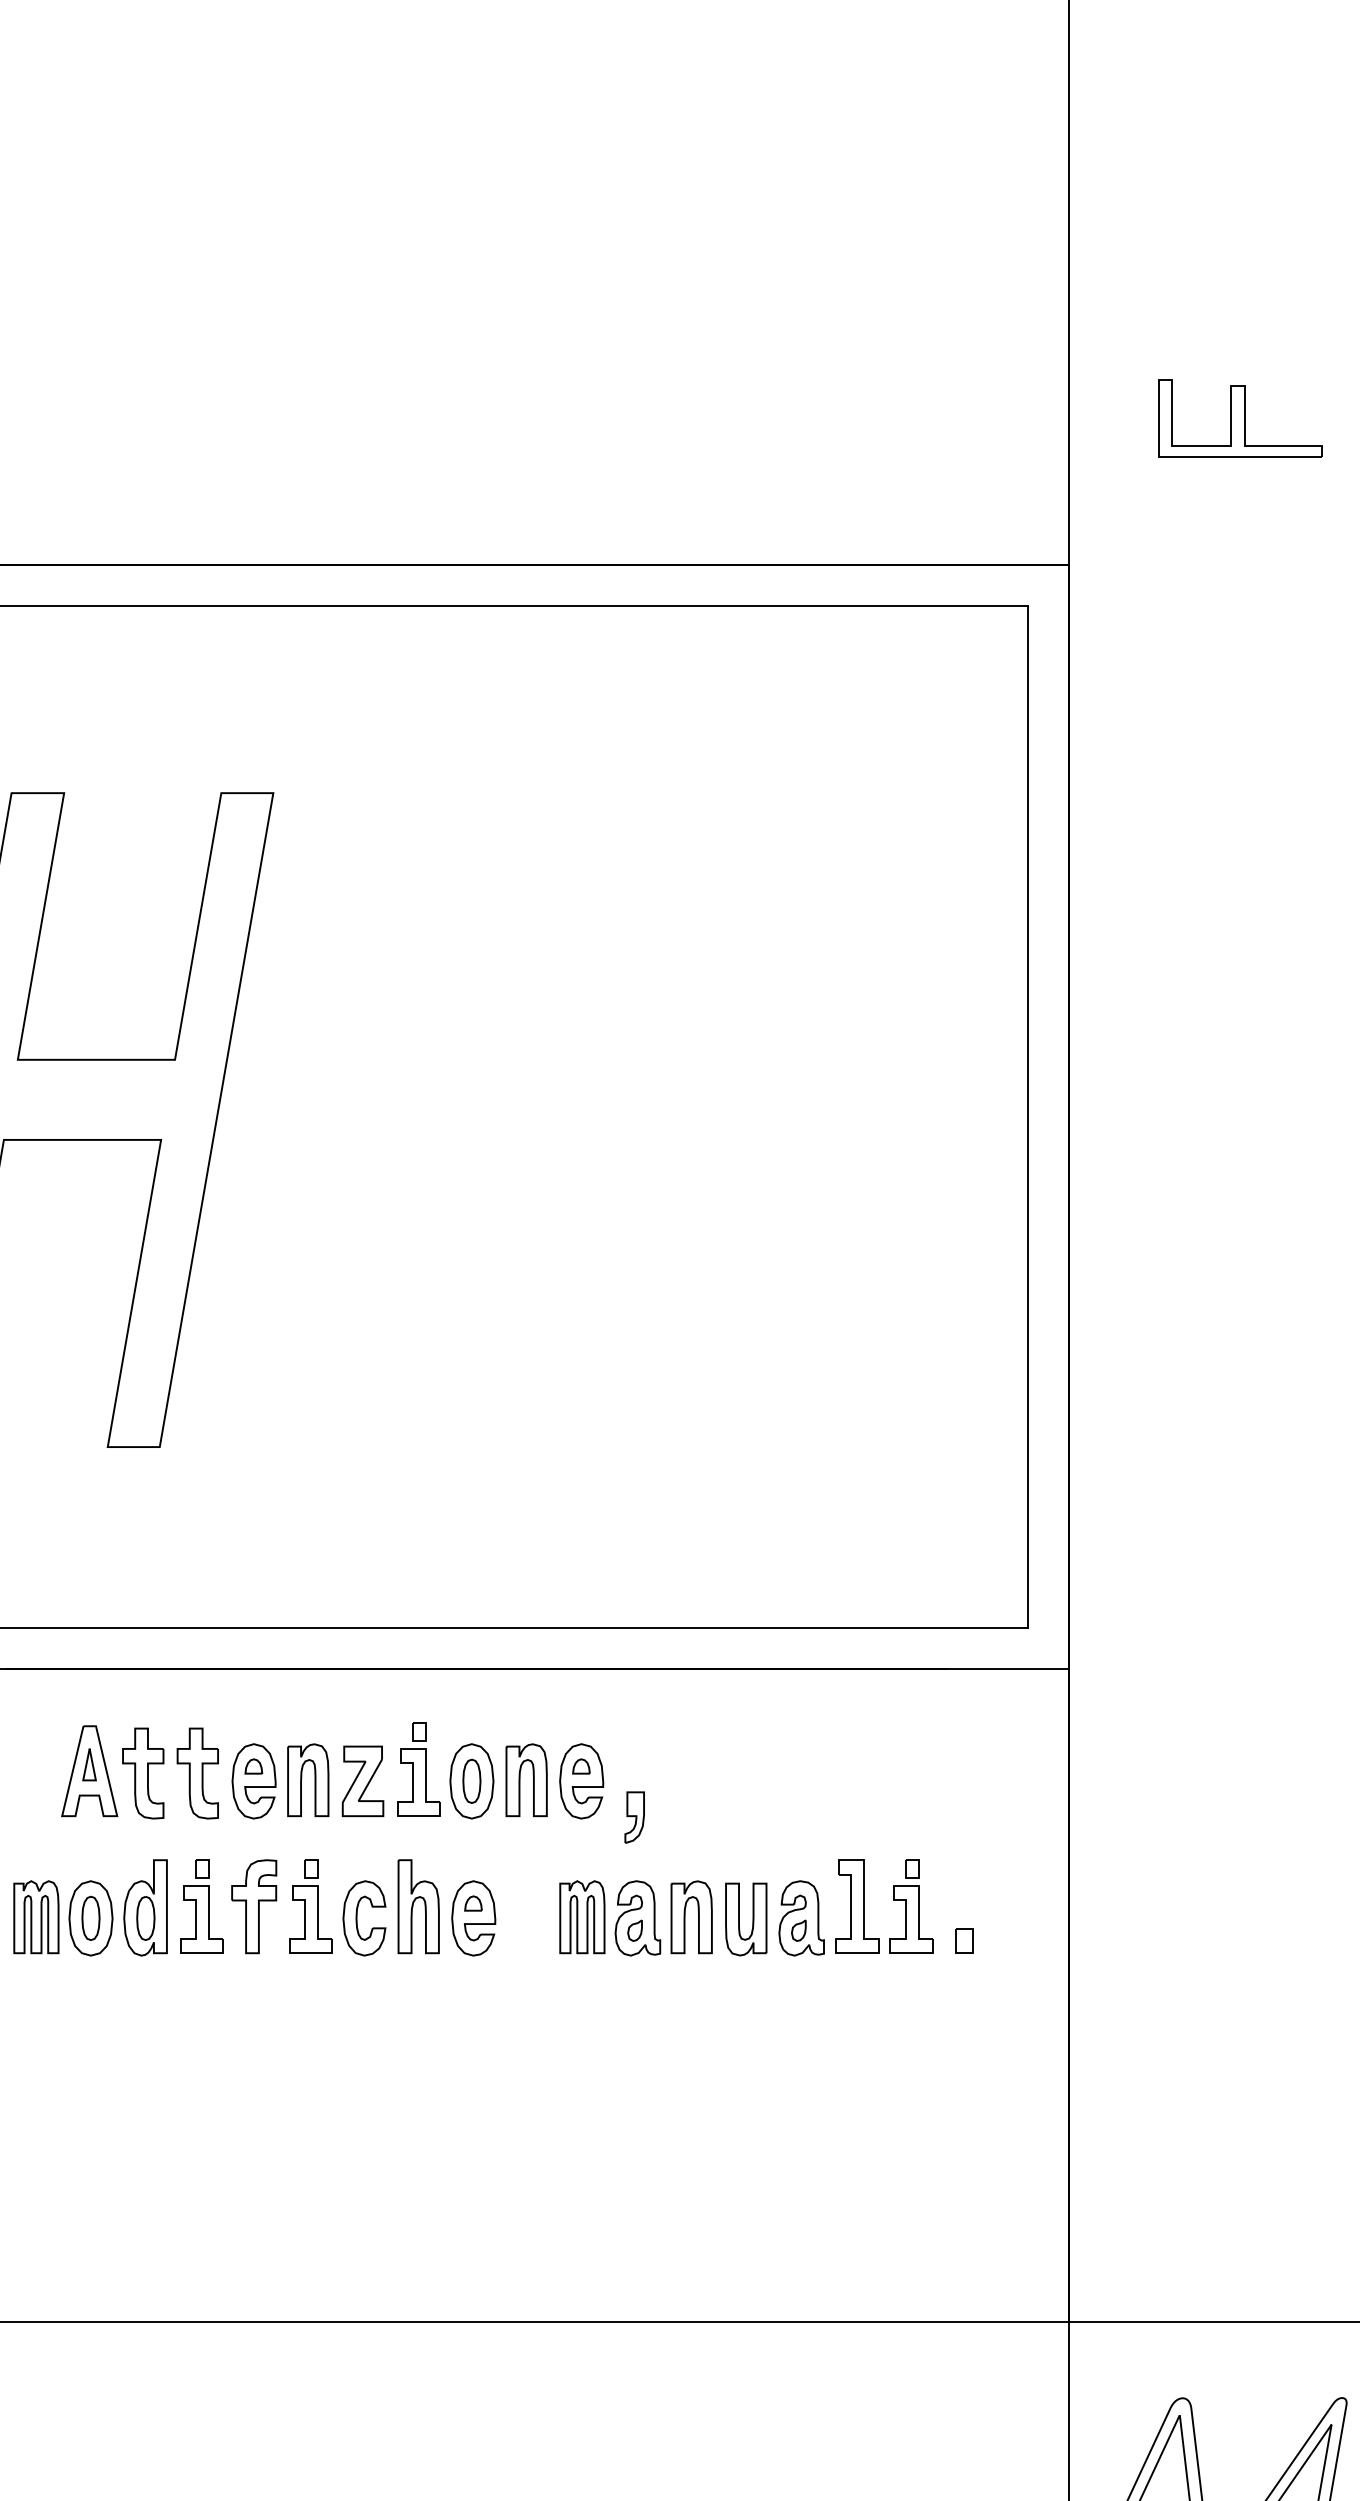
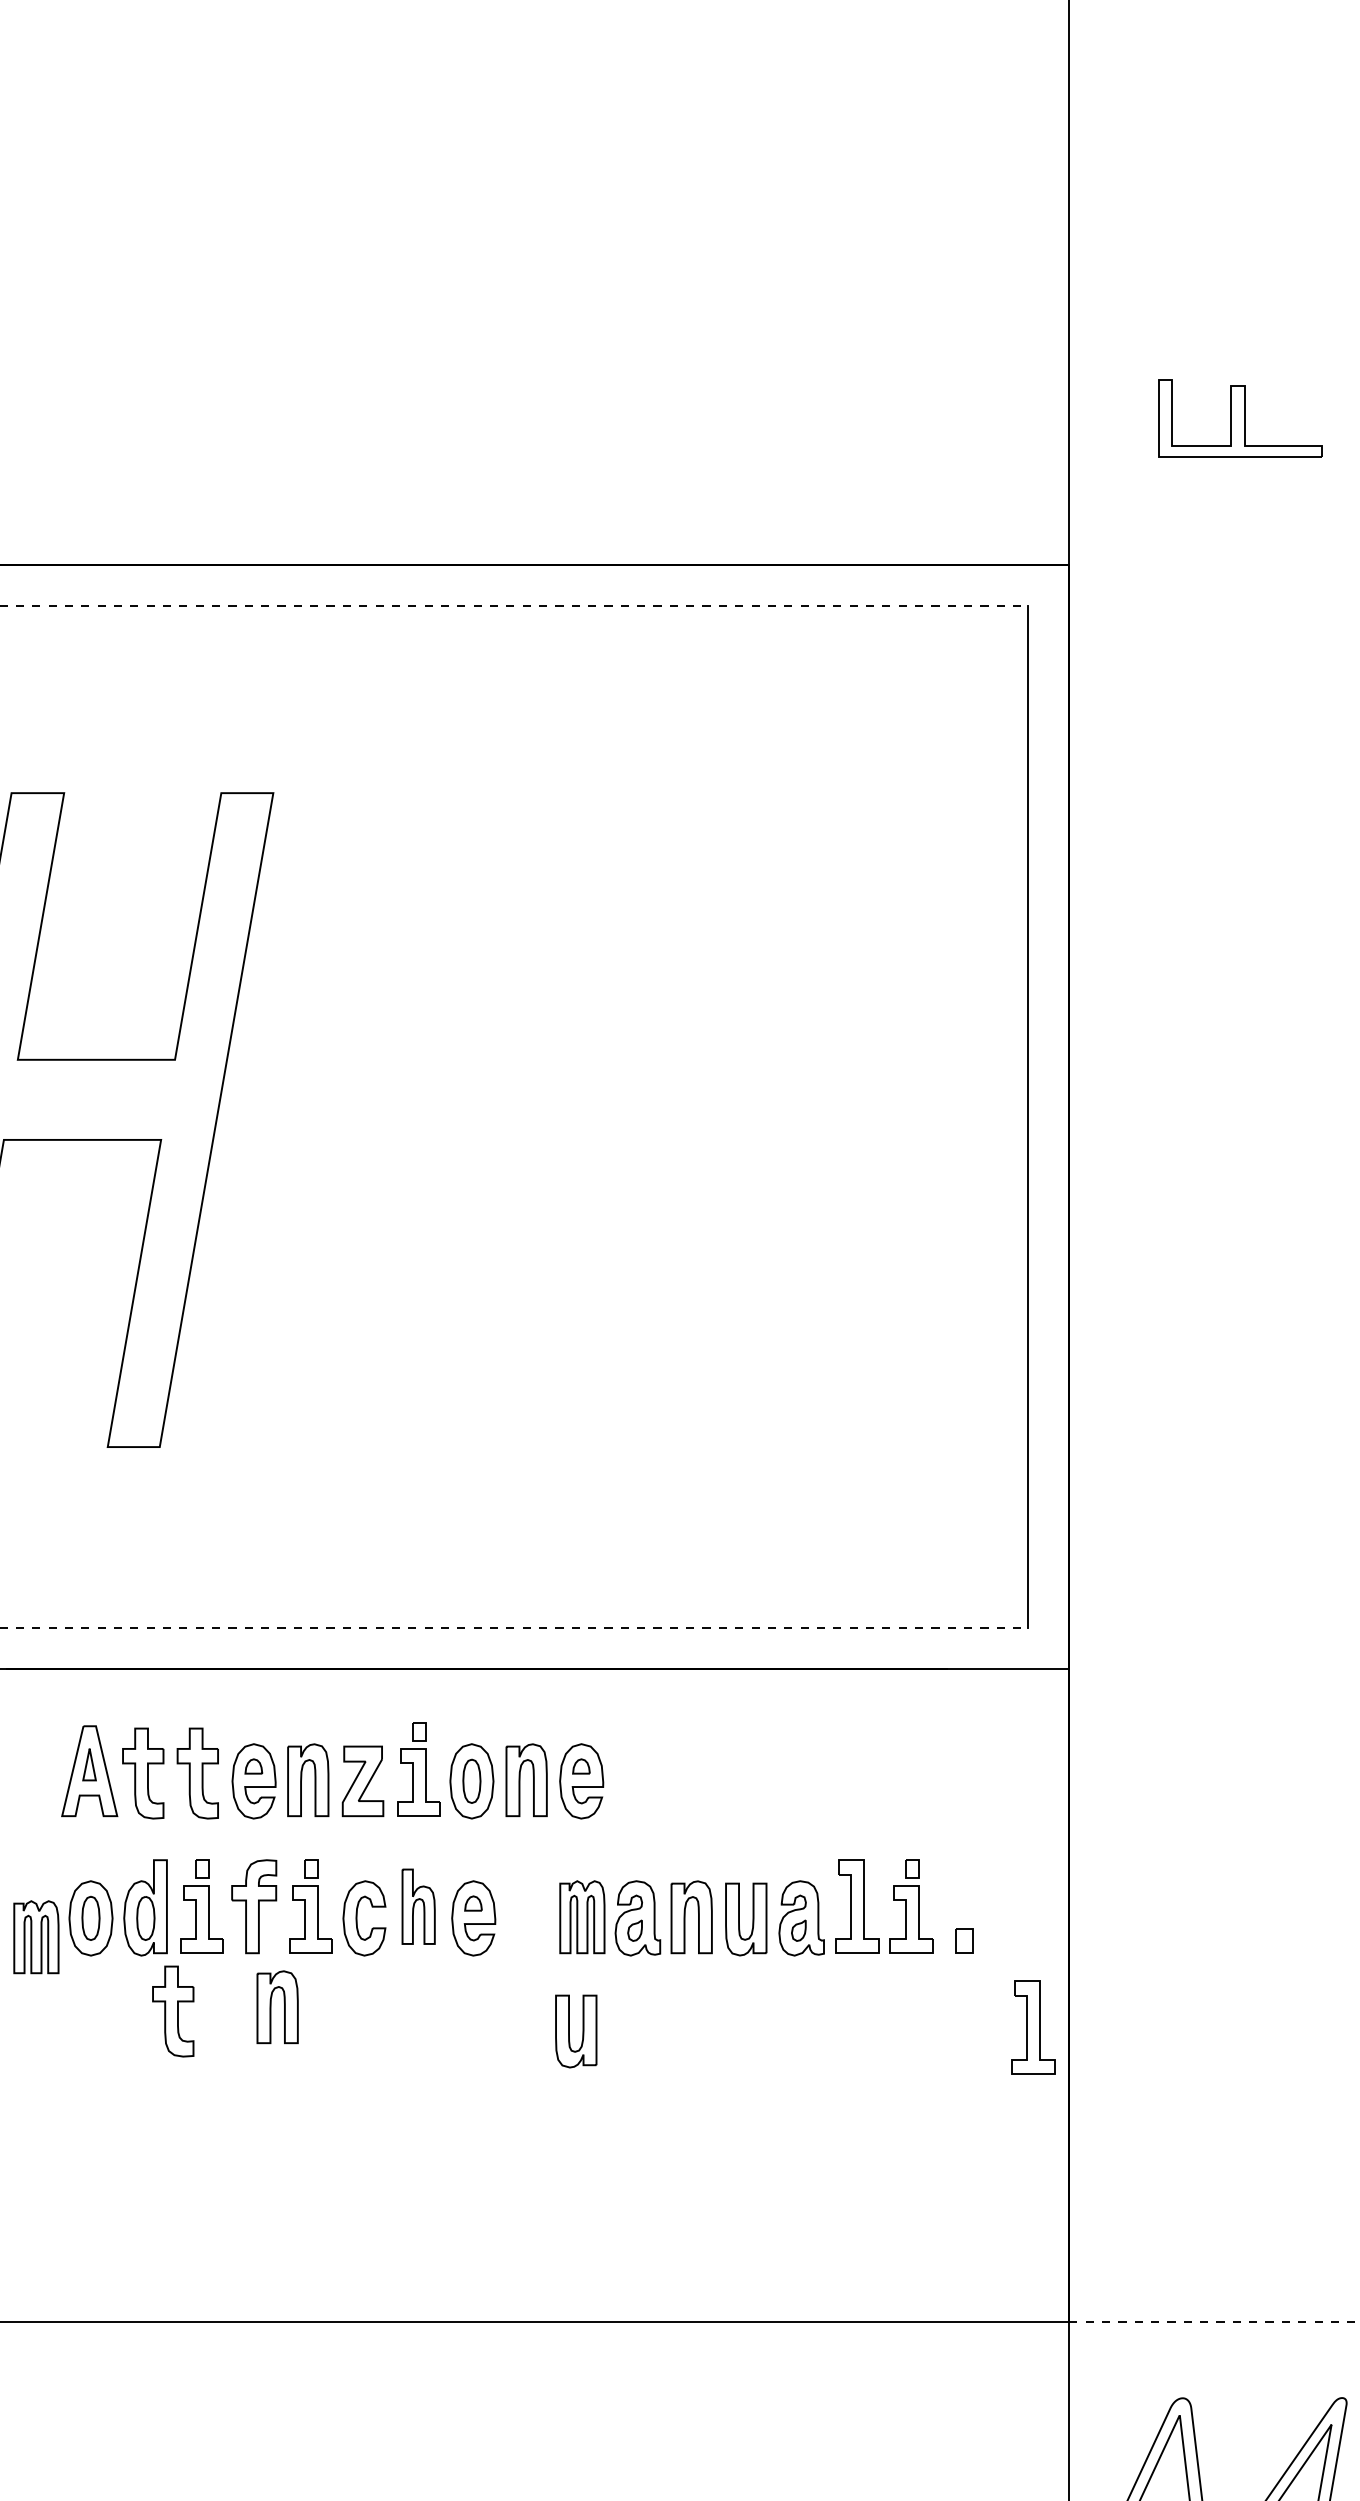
line: solid -> dashed (514, 605)
line: solid -> dashed (514, 1627)
part: present -> none (634, 1817)
part size: 43x96 px -> 35x77 px (418, 1906)
part position: (36, 1917) -> (36, 1937) (36, 1937)
part: none -> present (277, 2007)
part: none -> present (173, 2011)
part: none -> present (1033, 2027)
part: none -> present (576, 2031)
line: solid -> dashed (1214, 2322)
